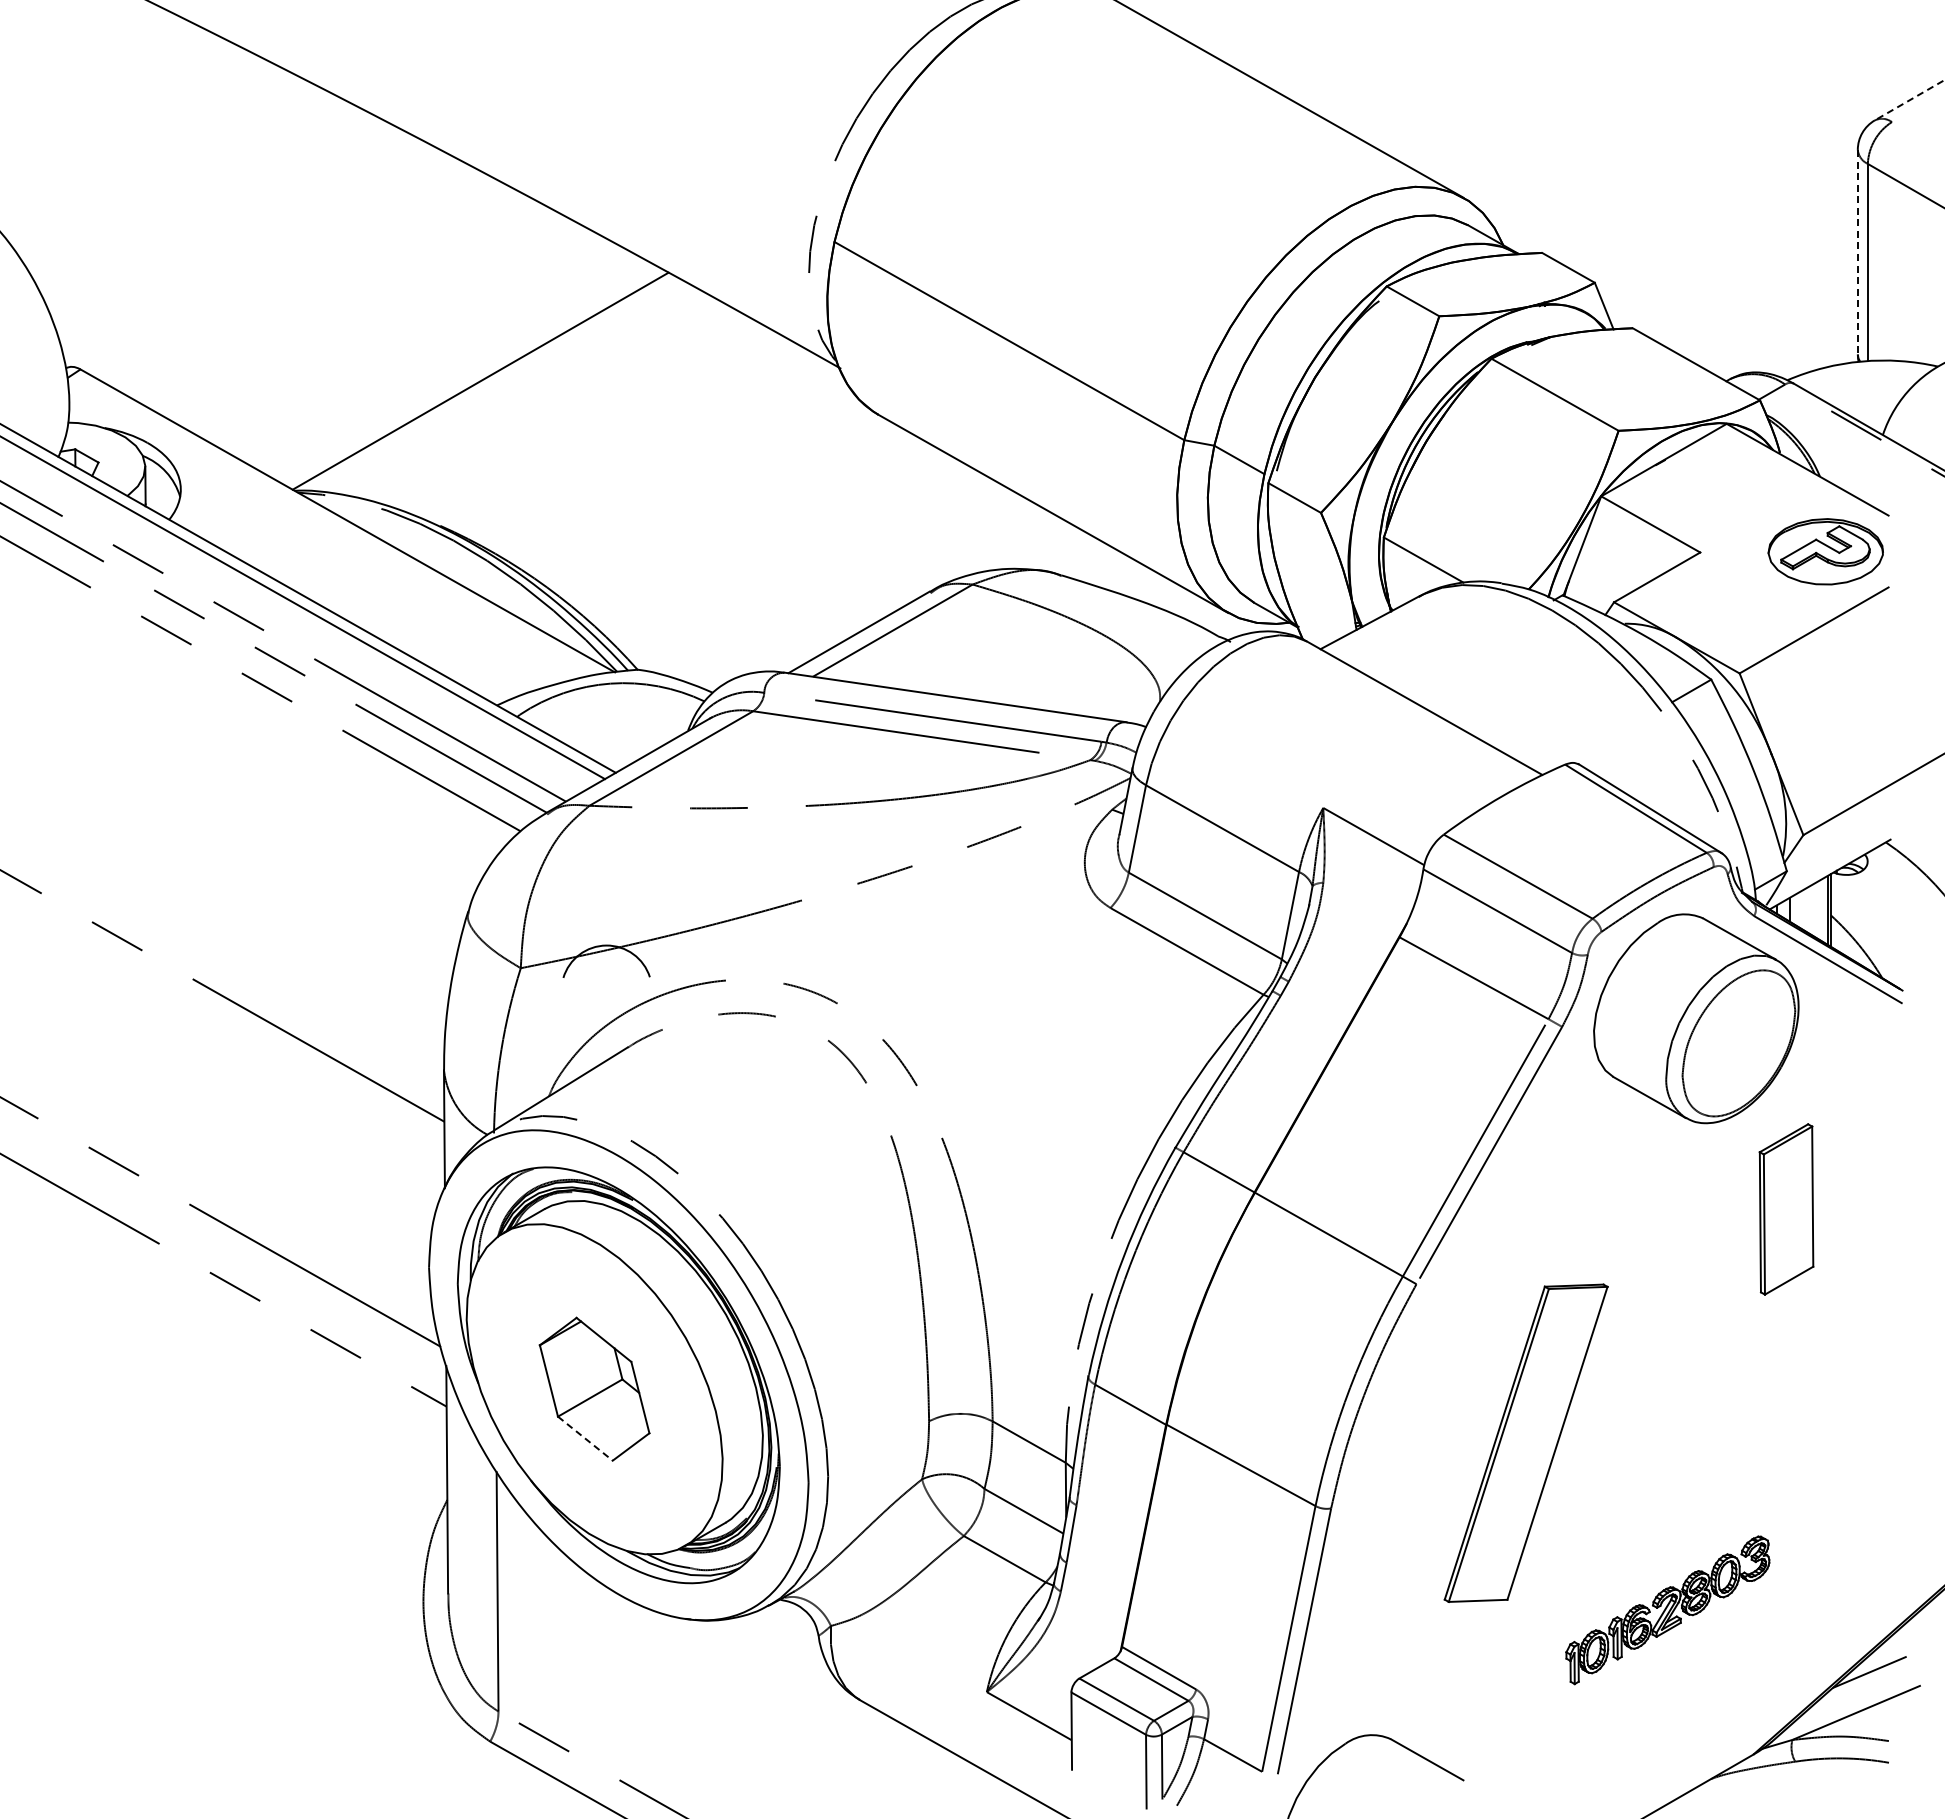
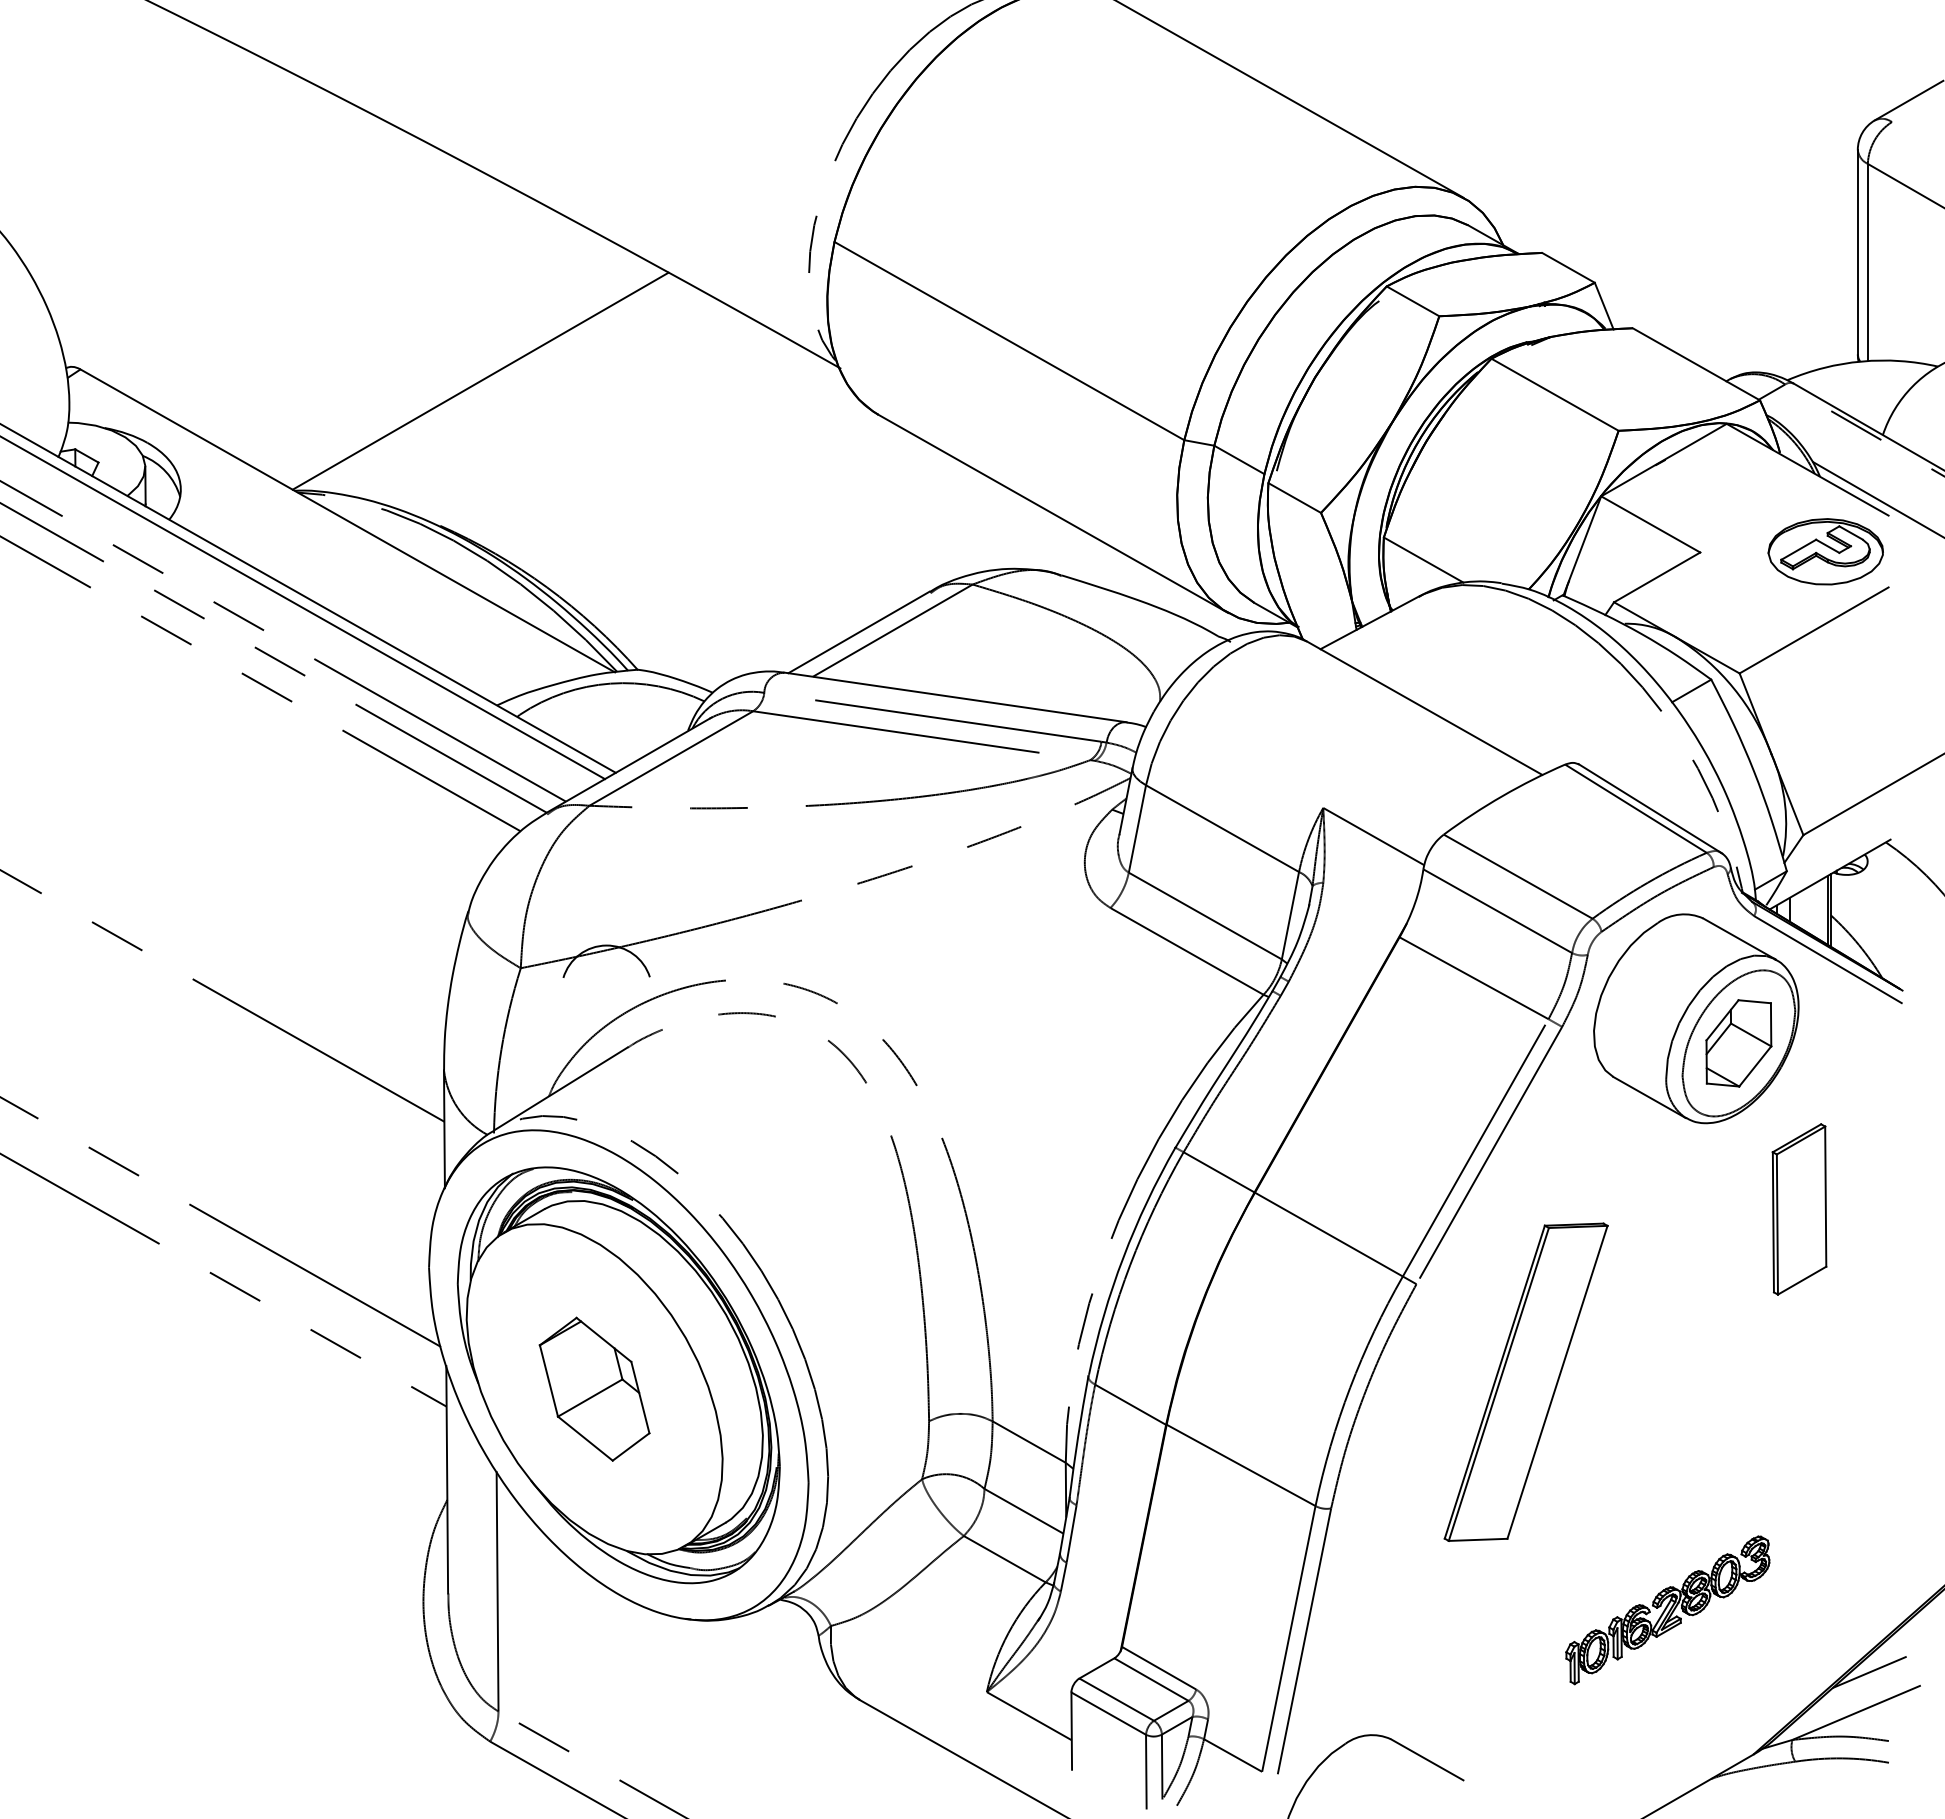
line: dashed -> solid (1909, 100)
line: dashed -> solid (1857, 252)
line: none -> present (1876, 498)
part: none -> present (1738, 1043)
part position: (1786, 1209) -> (1799, 1209) (1799, 1209)
line: dashed -> solid (585, 1438)
part position: (1525, 1442) -> (1525, 1381) (1525, 1381)
